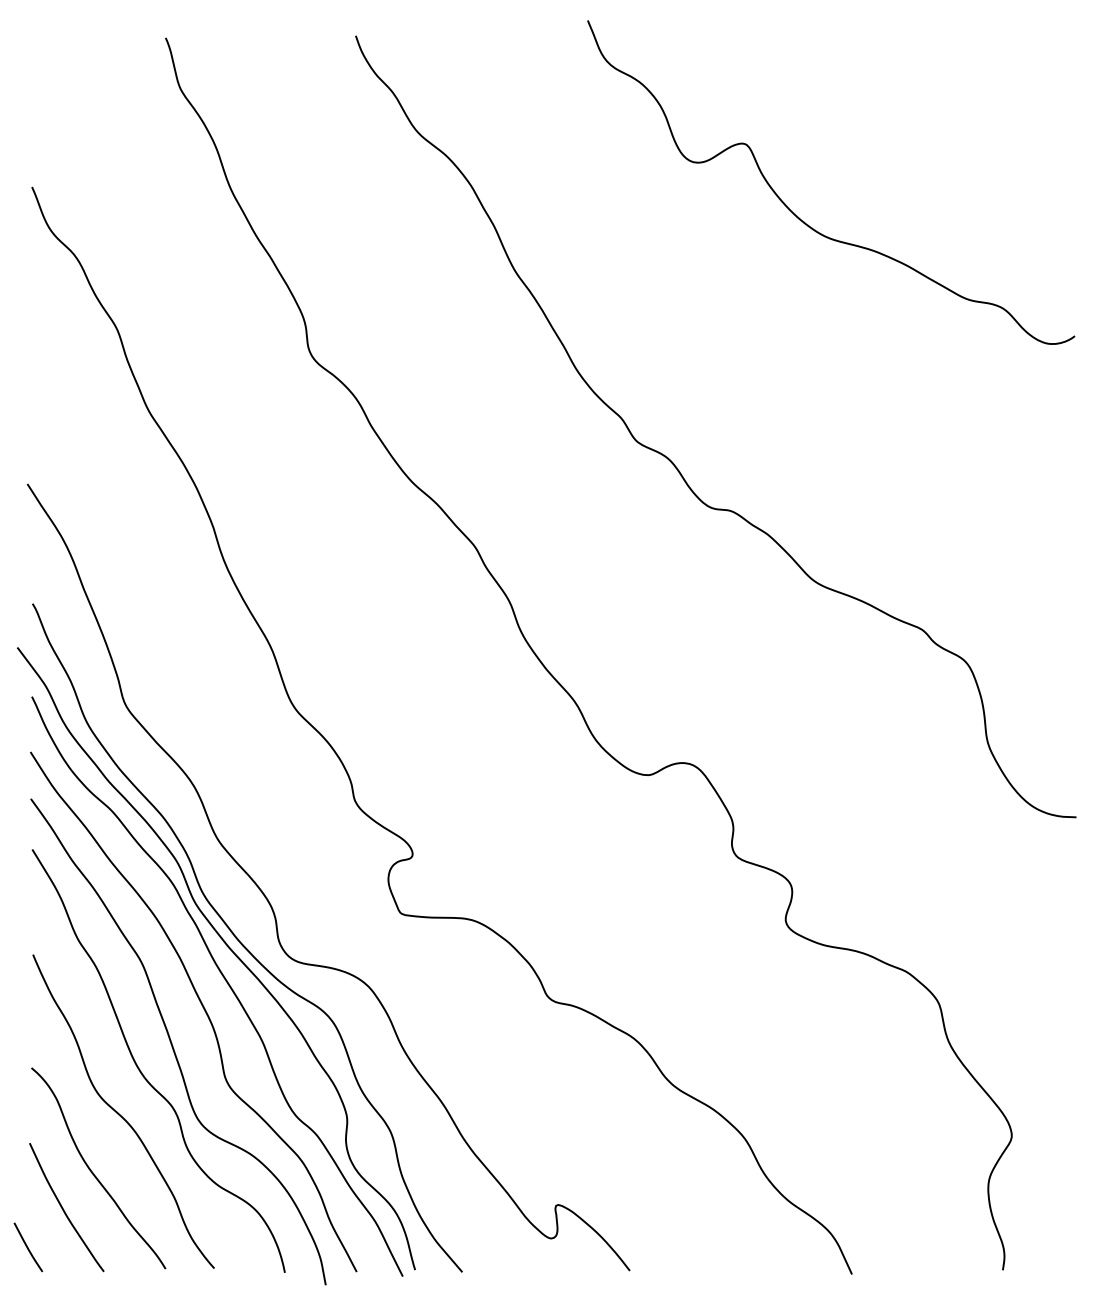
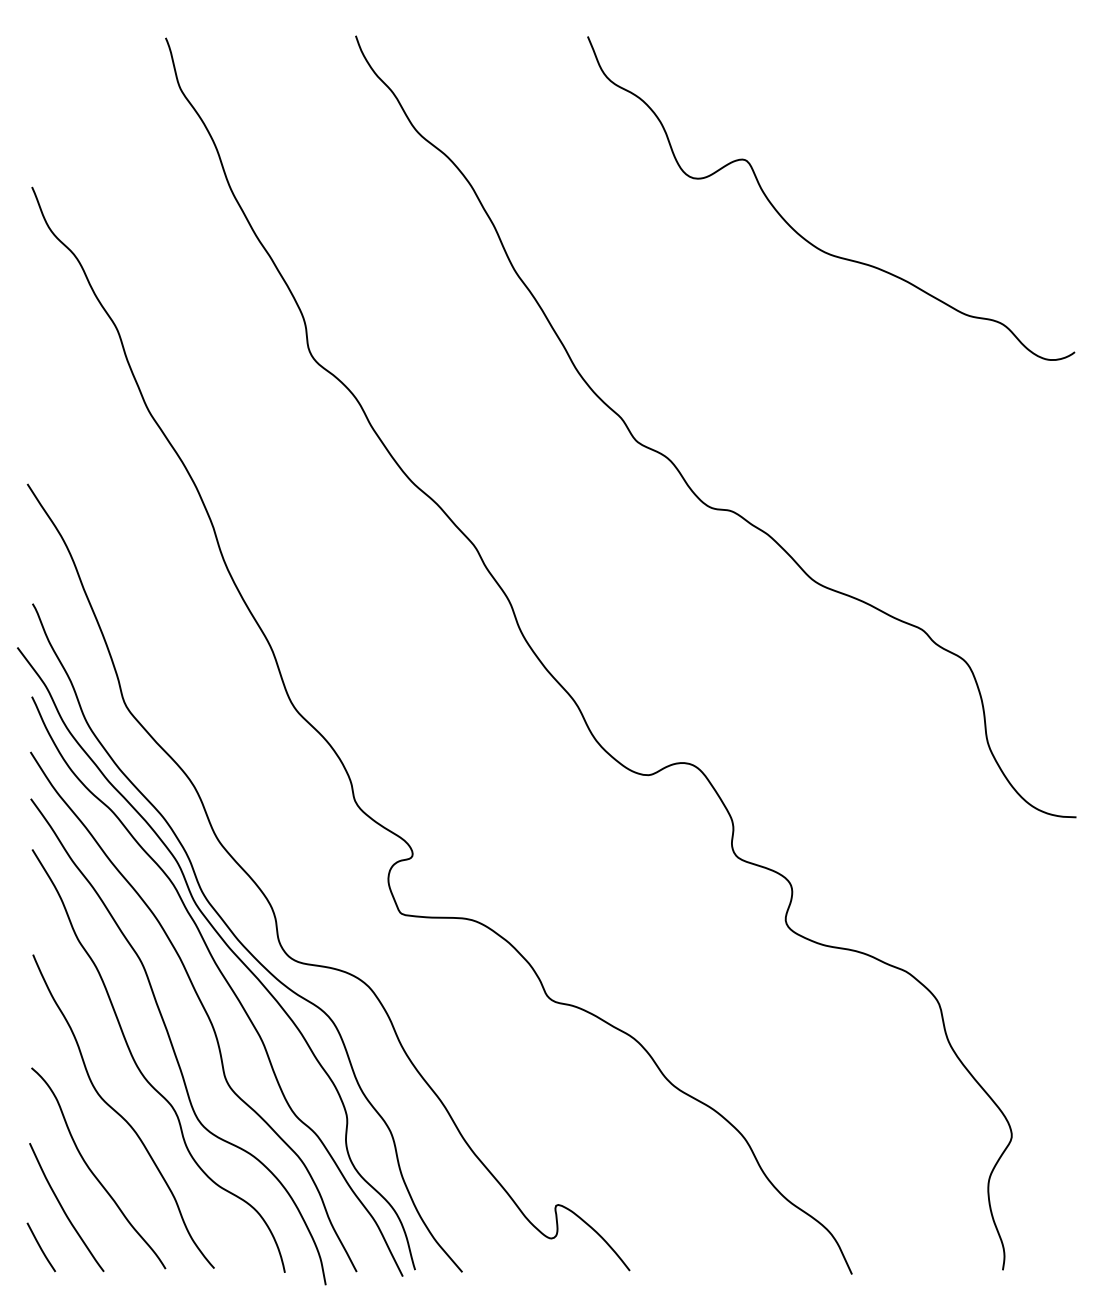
curve position: (797, 215) -> (797, 231) (797, 231)
curve position: (28, 1247) -> (41, 1247) (41, 1247)
